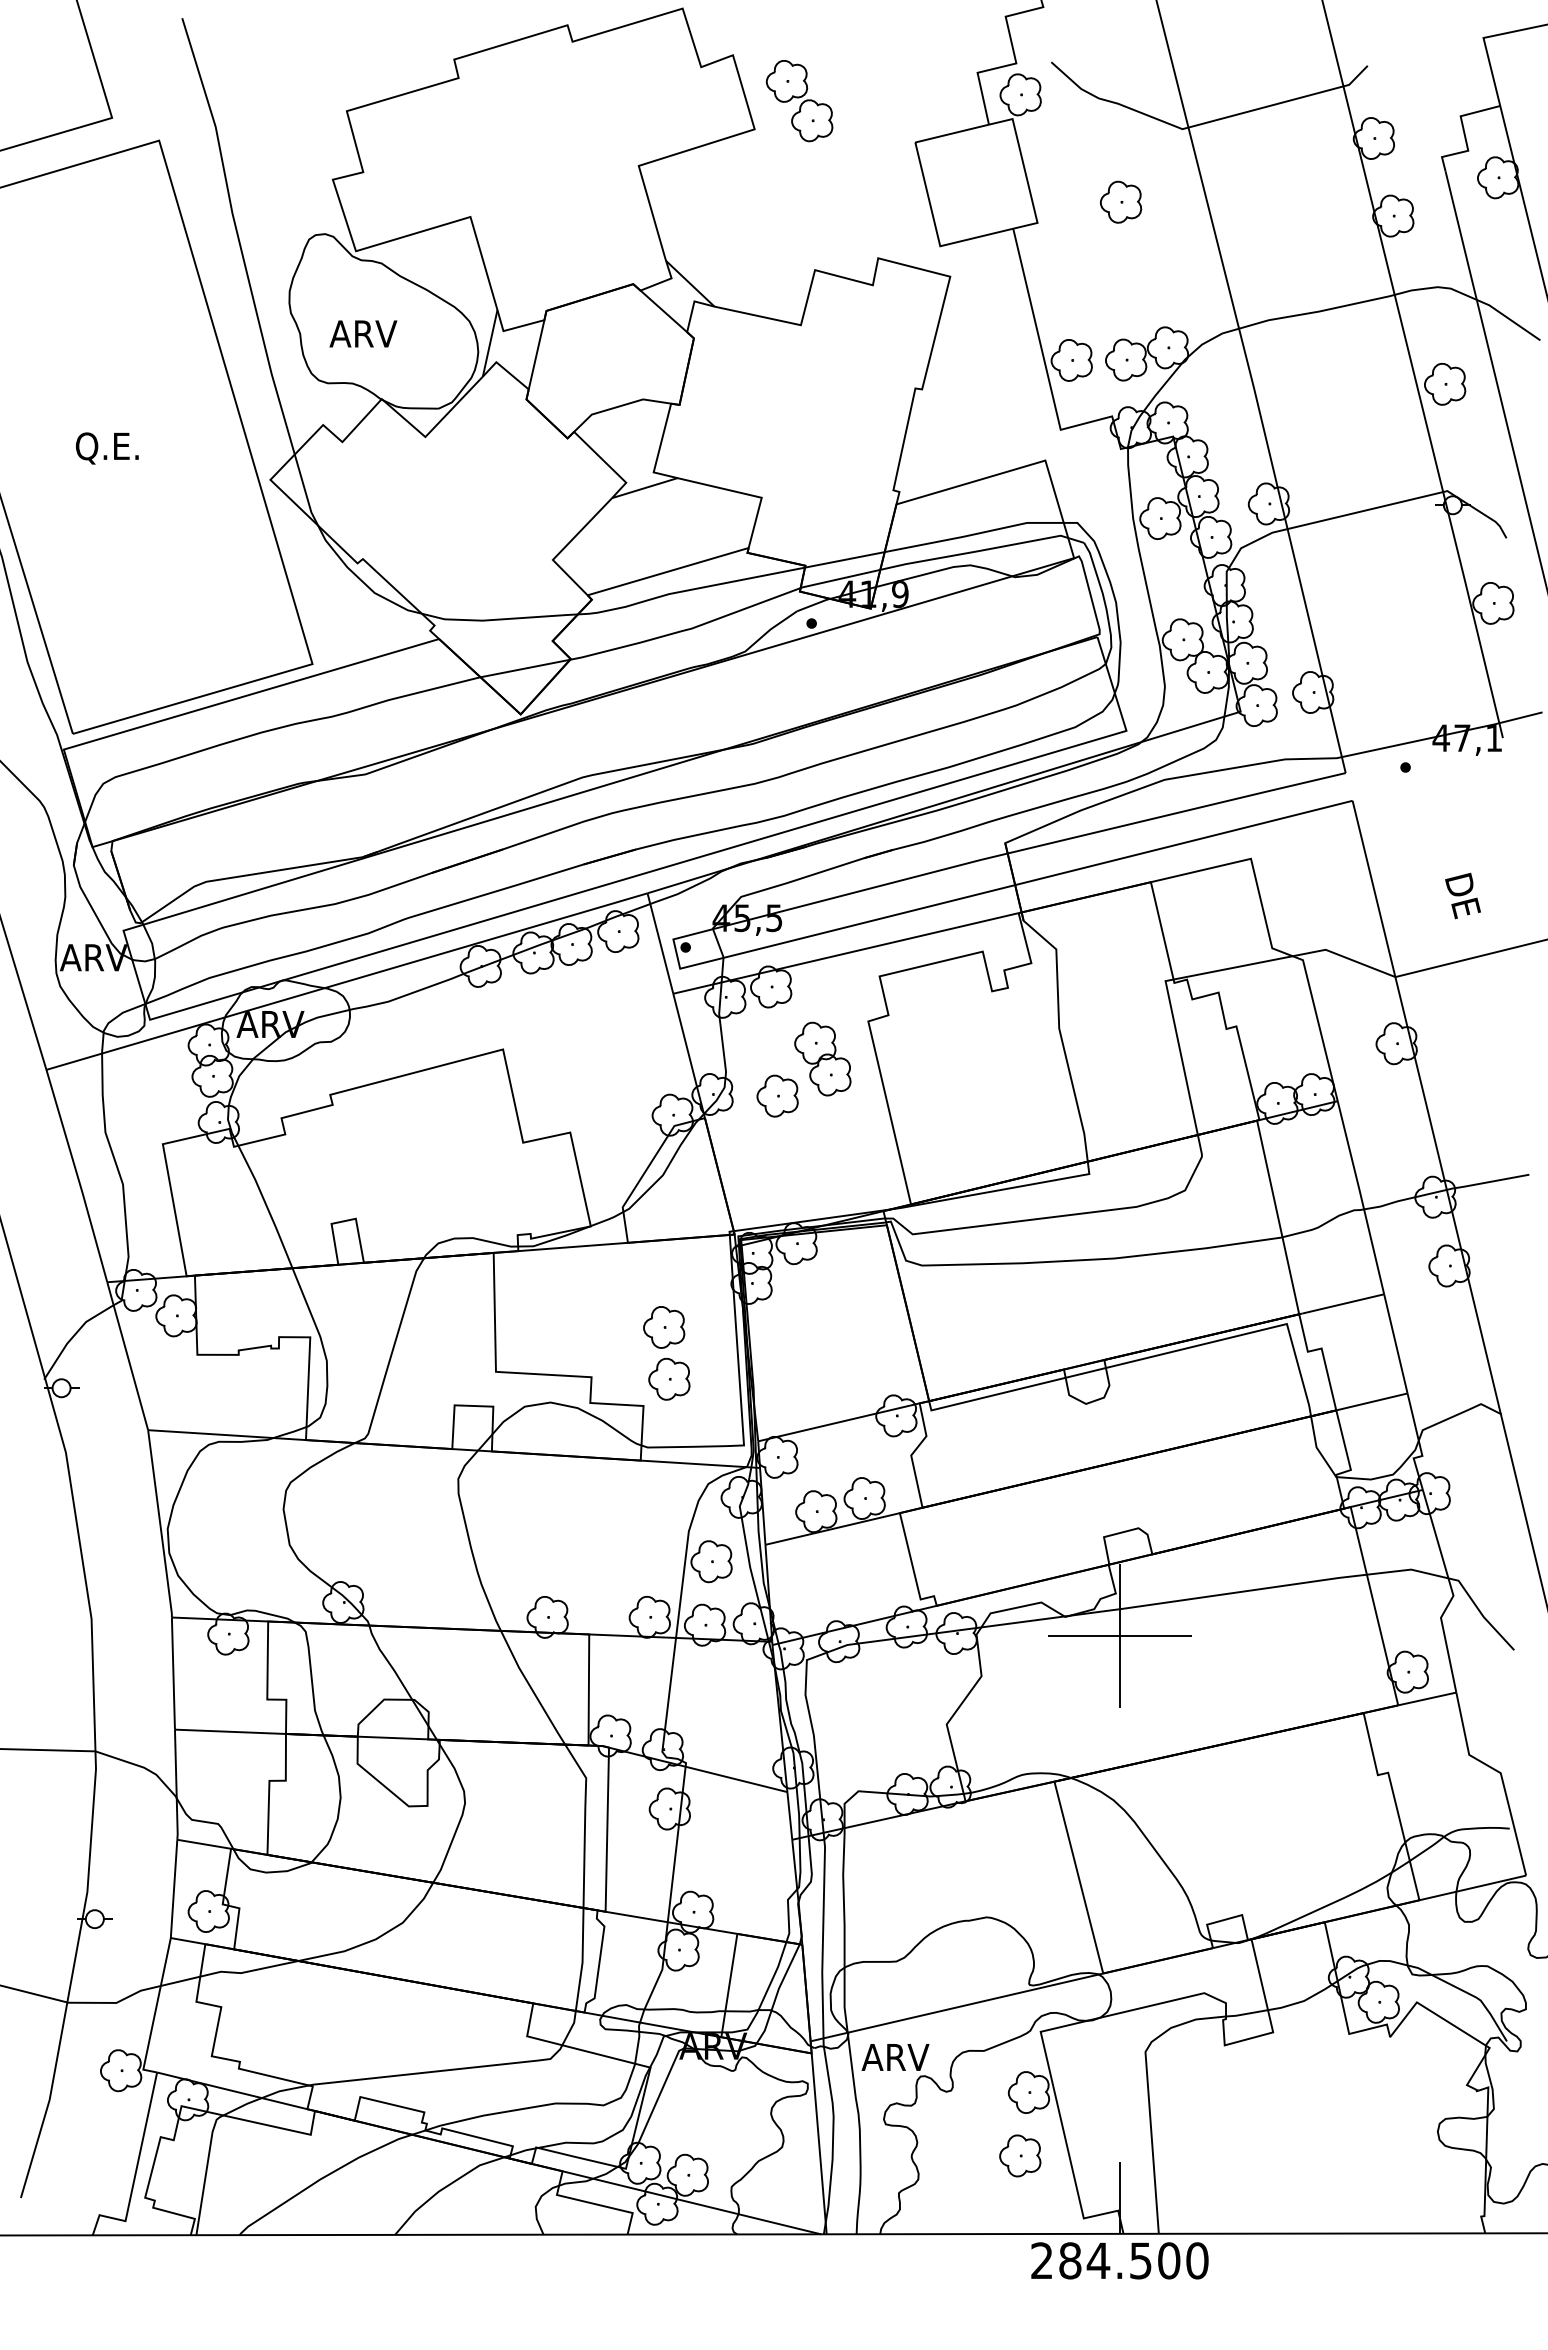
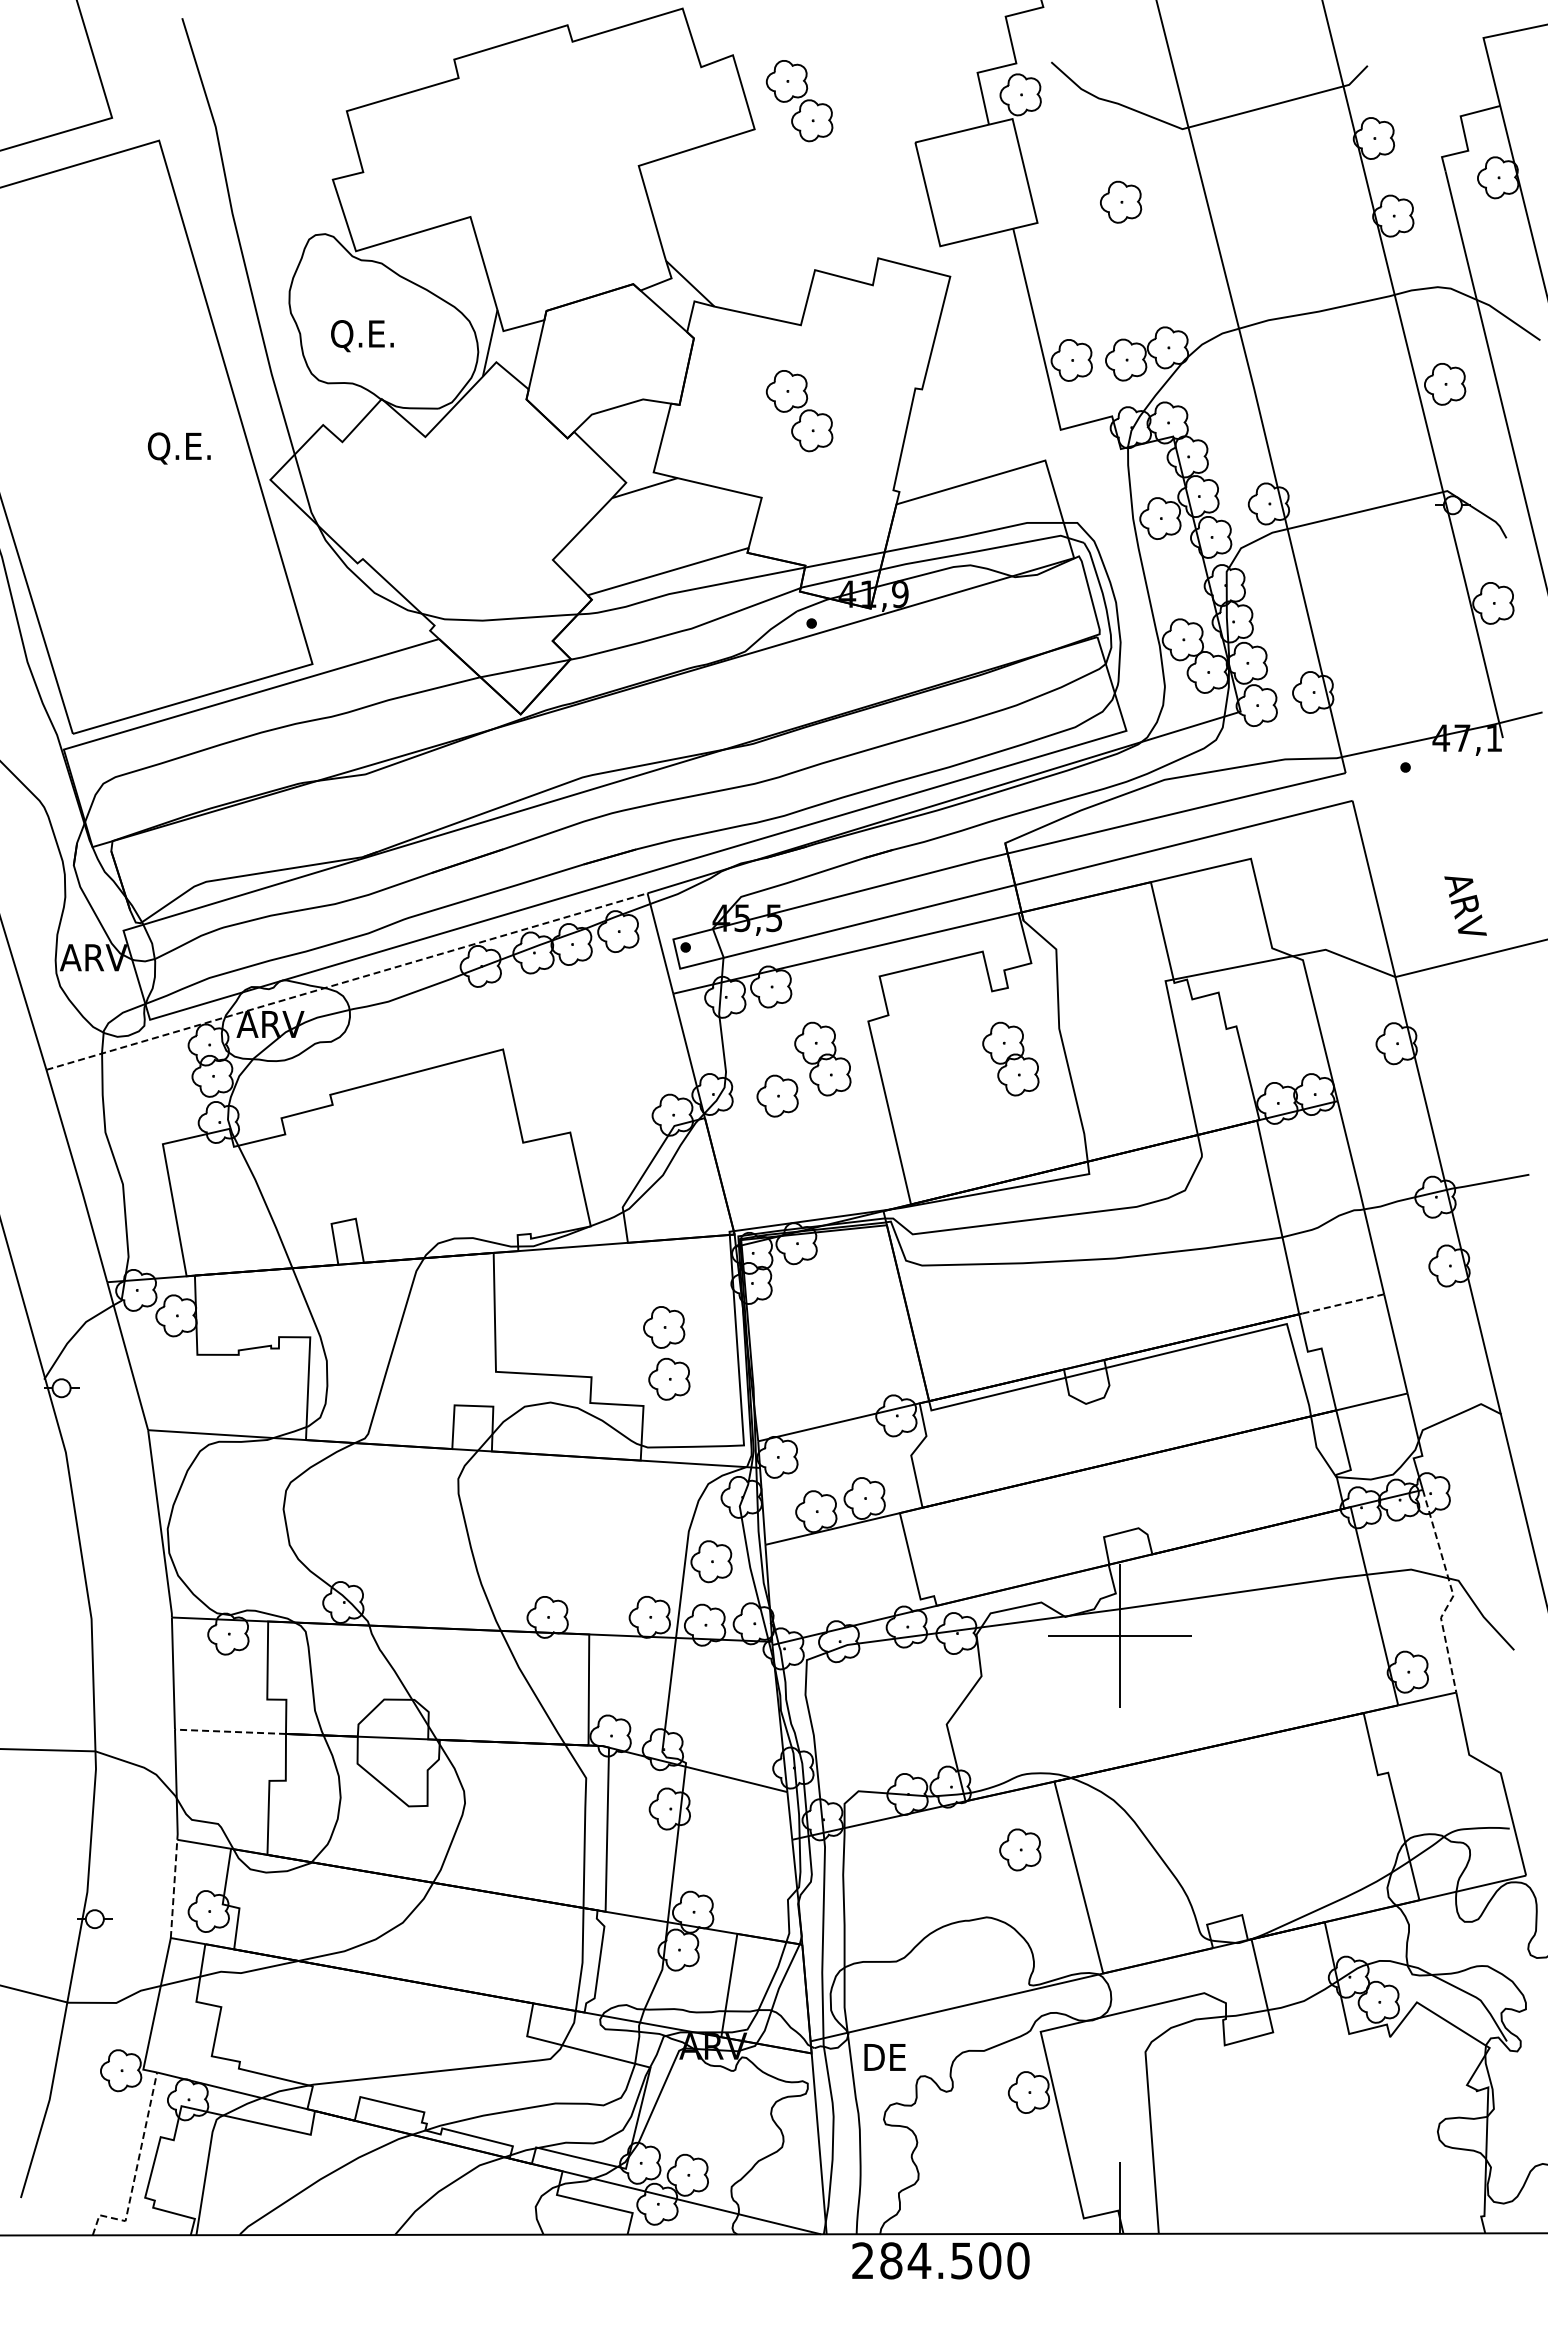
text: ARV -> Q.E. (363, 336)
part: none -> present (799, 411)
text position: (106, 448) -> (178, 448) (178, 448)
text: DE -> ARV (1465, 903)
line: solid -> dashed (347, 981)
part: none -> present (1010, 1058)
line: solid -> dashed (1343, 1303)
line: solid -> dashed (1452, 1592)
line: solid -> dashed (230, 1731)
line: solid -> dashed (174, 1888)
text: ARV -> DE (895, 2057)
part position: (1020, 2155) -> (1020, 1849) (1020, 1849)
line: solid -> dashed (136, 2171)
text position: (1119, 2260) -> (940, 2260) (940, 2260)
